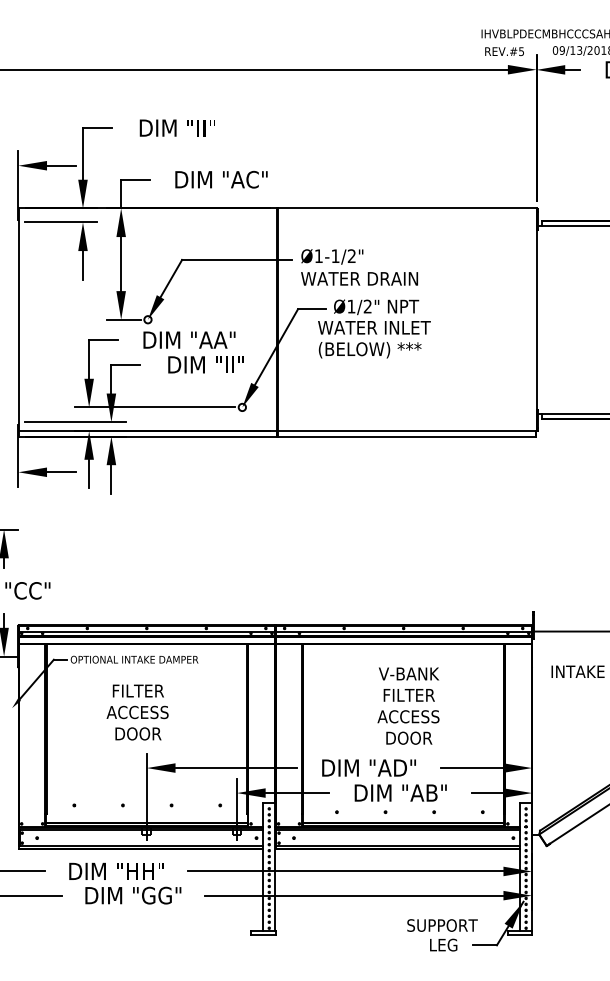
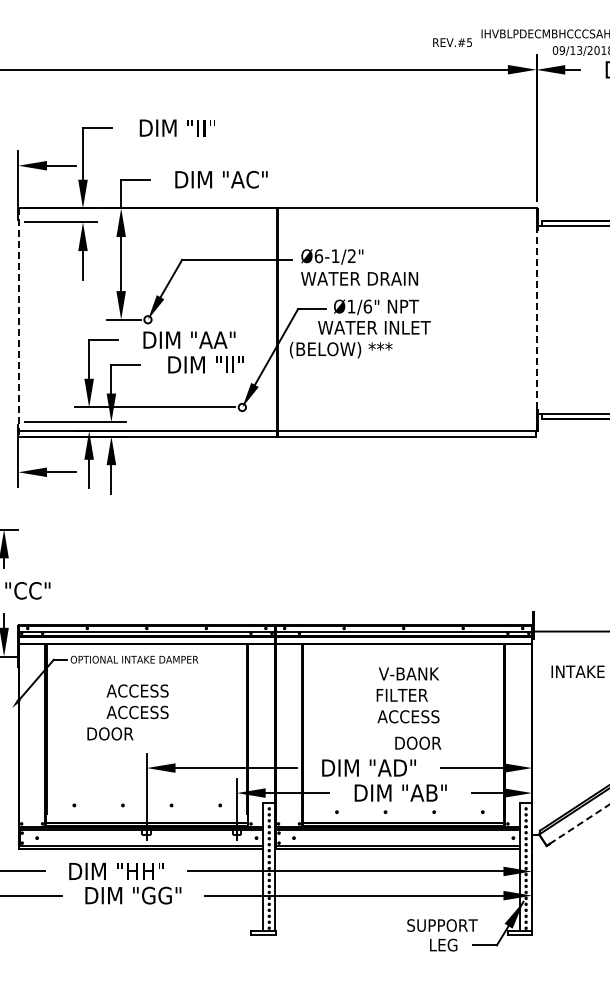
text position: (504, 51) -> (452, 42) (452, 42)
text: Ø1-1/2" -> Ø6-1/2" (318, 256)
text: Ø1/2" -> Ø1/6" (367, 306)
line: solid -> dashed (536, 319)
line: solid -> dashed (18, 322)
text position: (369, 350) -> (340, 350) (340, 350)
text: FILTER -> ACCESS (137, 690)
text position: (408, 695) -> (401, 695) (401, 695)
text position: (138, 733) -> (110, 733) (110, 733)
text position: (409, 737) -> (418, 742) (418, 742)
line: solid -> dashed (579, 824)
